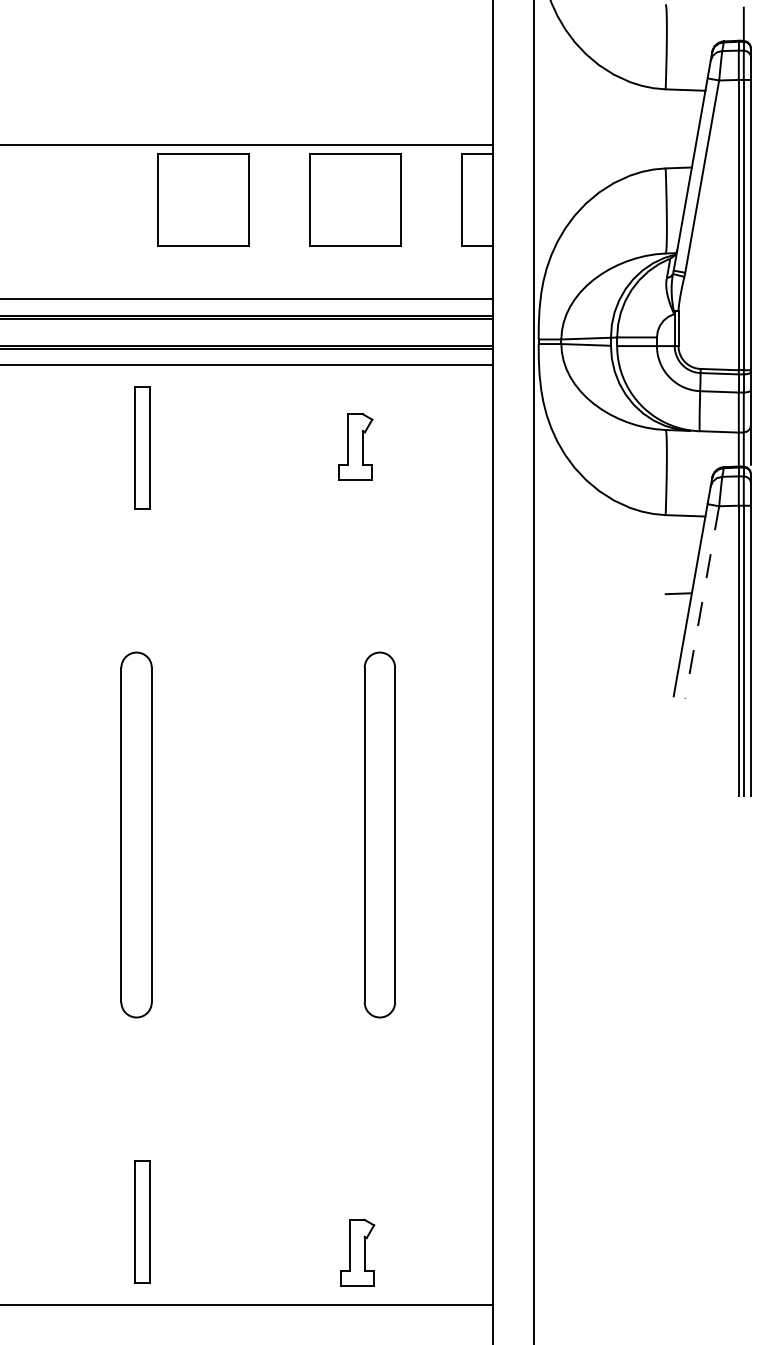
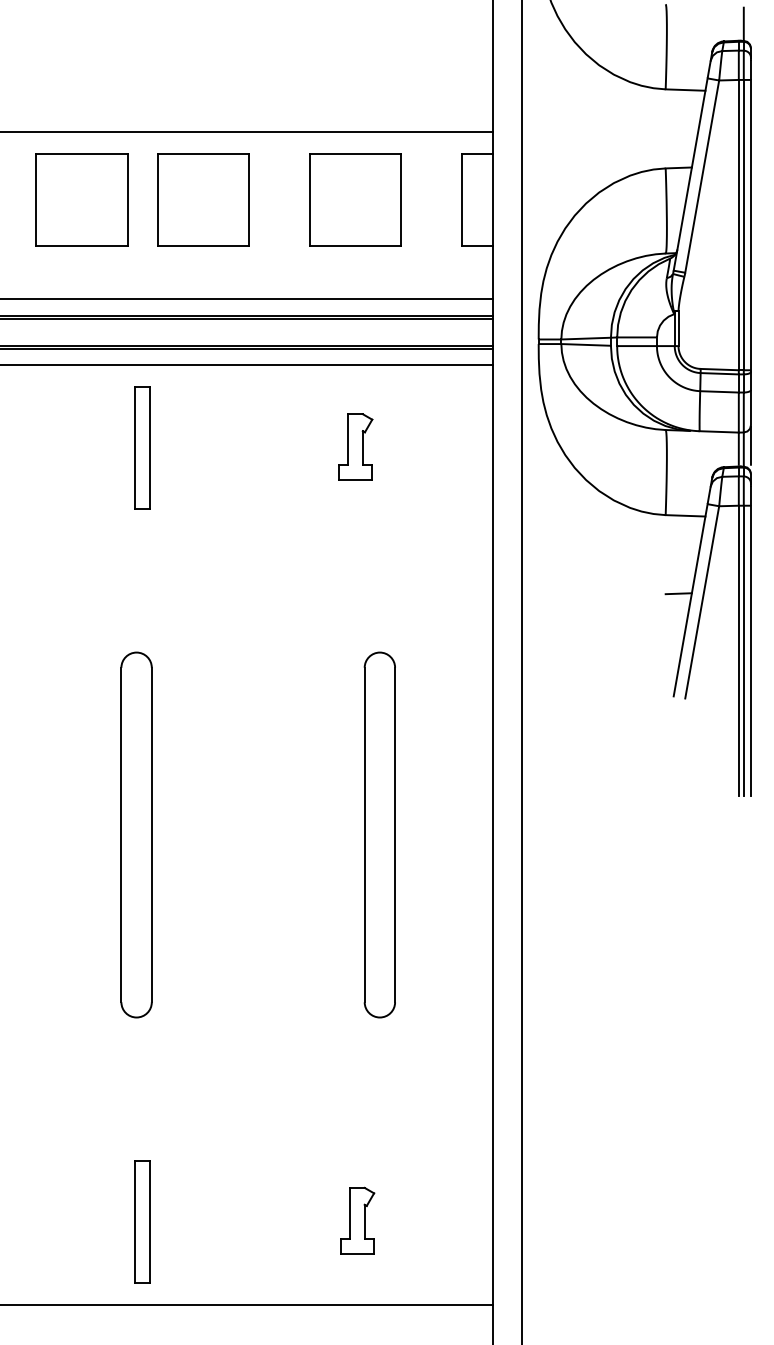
line position: (247, 144) -> (247, 131) (247, 131)
part: none -> present (81, 199)
line: dashed -> solid (702, 602)
line position: (534, 671) -> (522, 671) (522, 671)
part position: (357, 1252) -> (357, 1220) (357, 1220)
